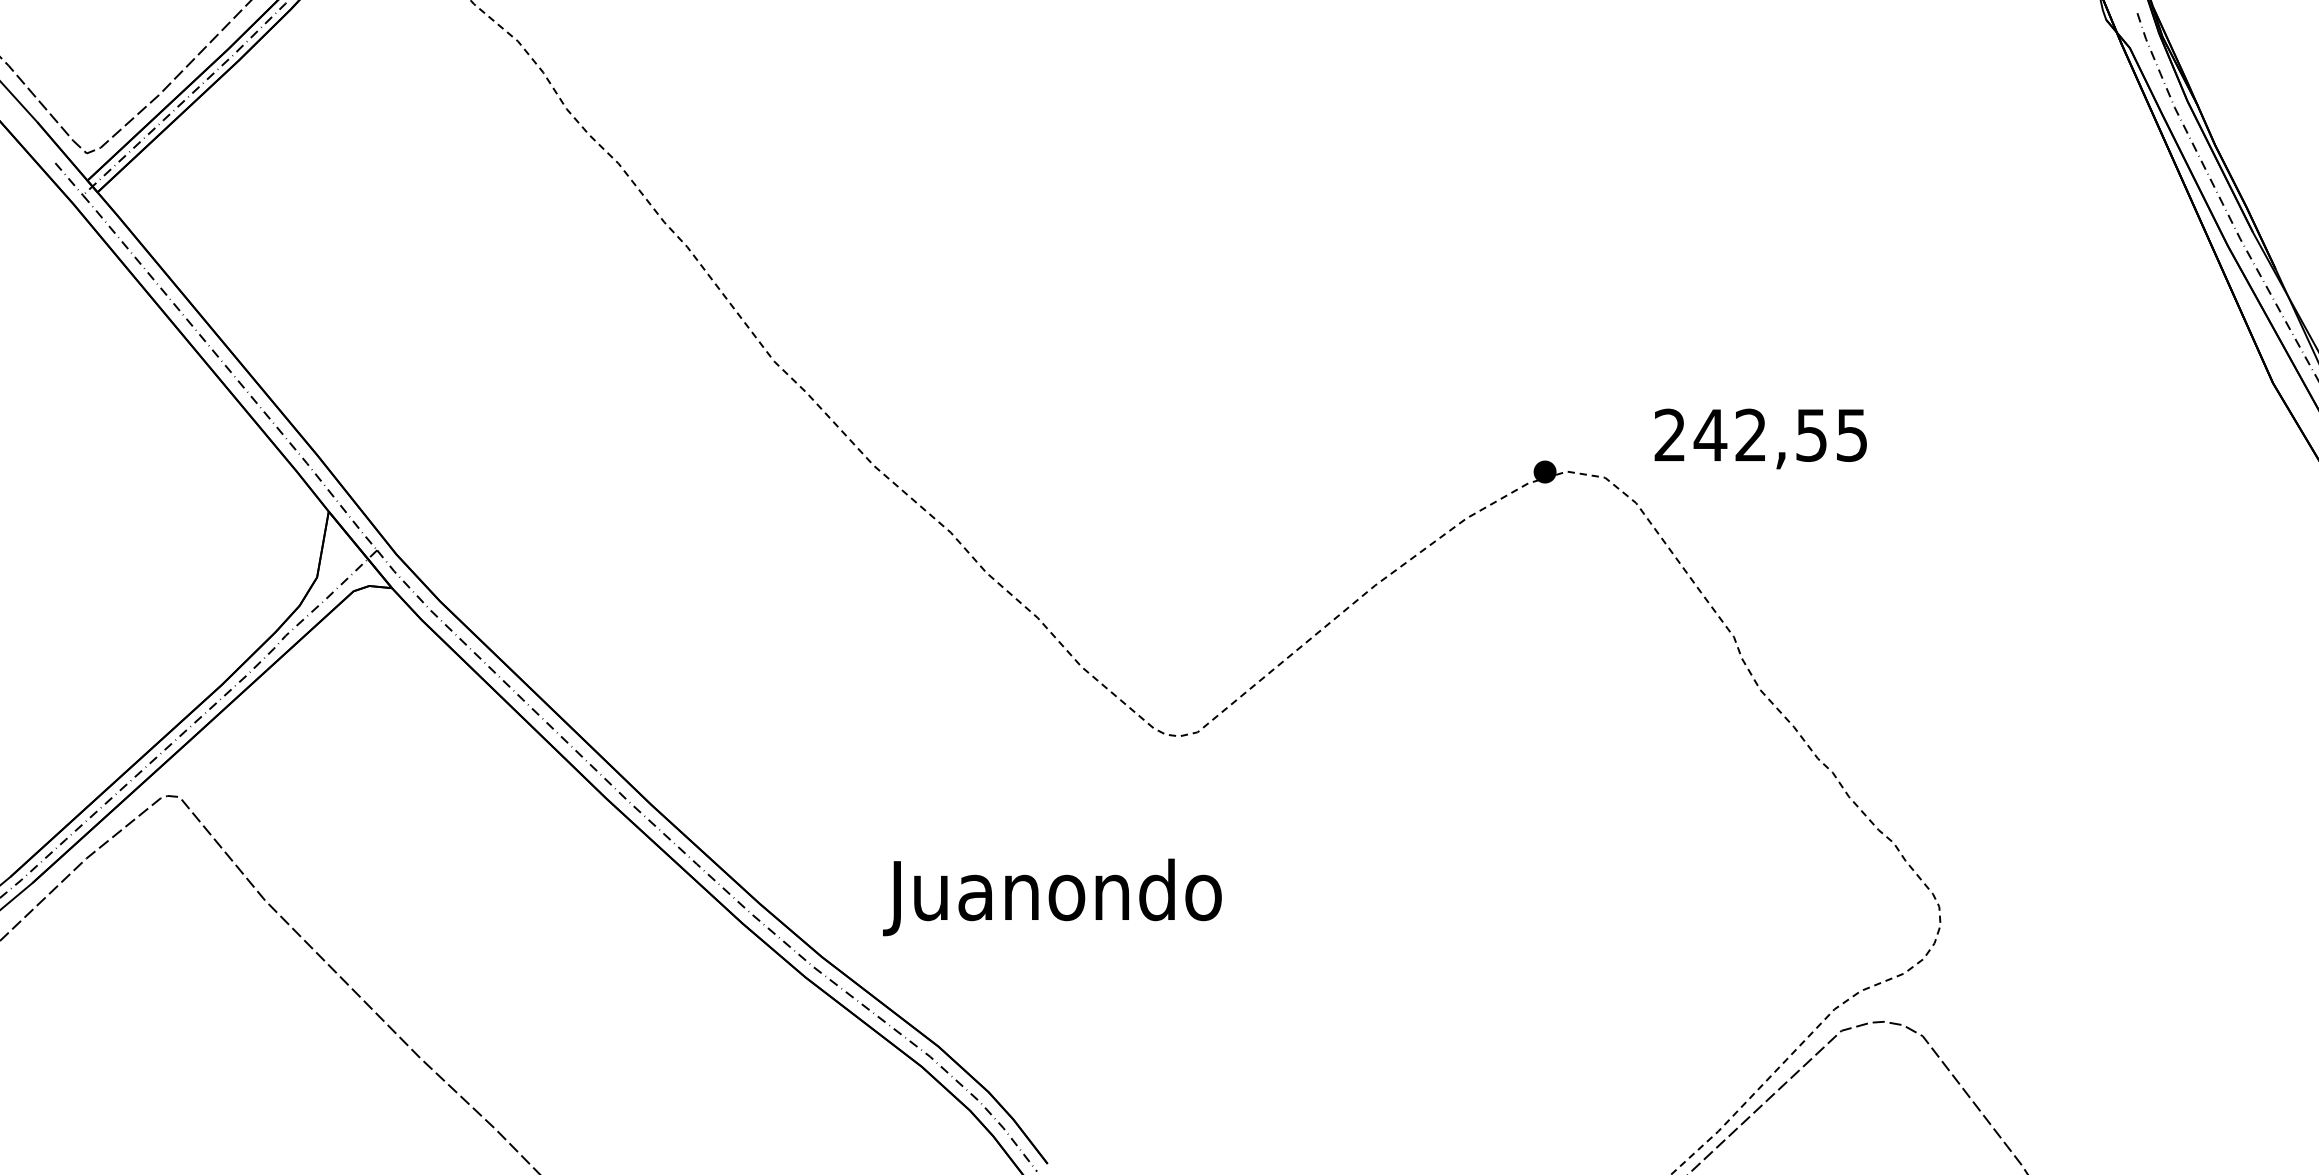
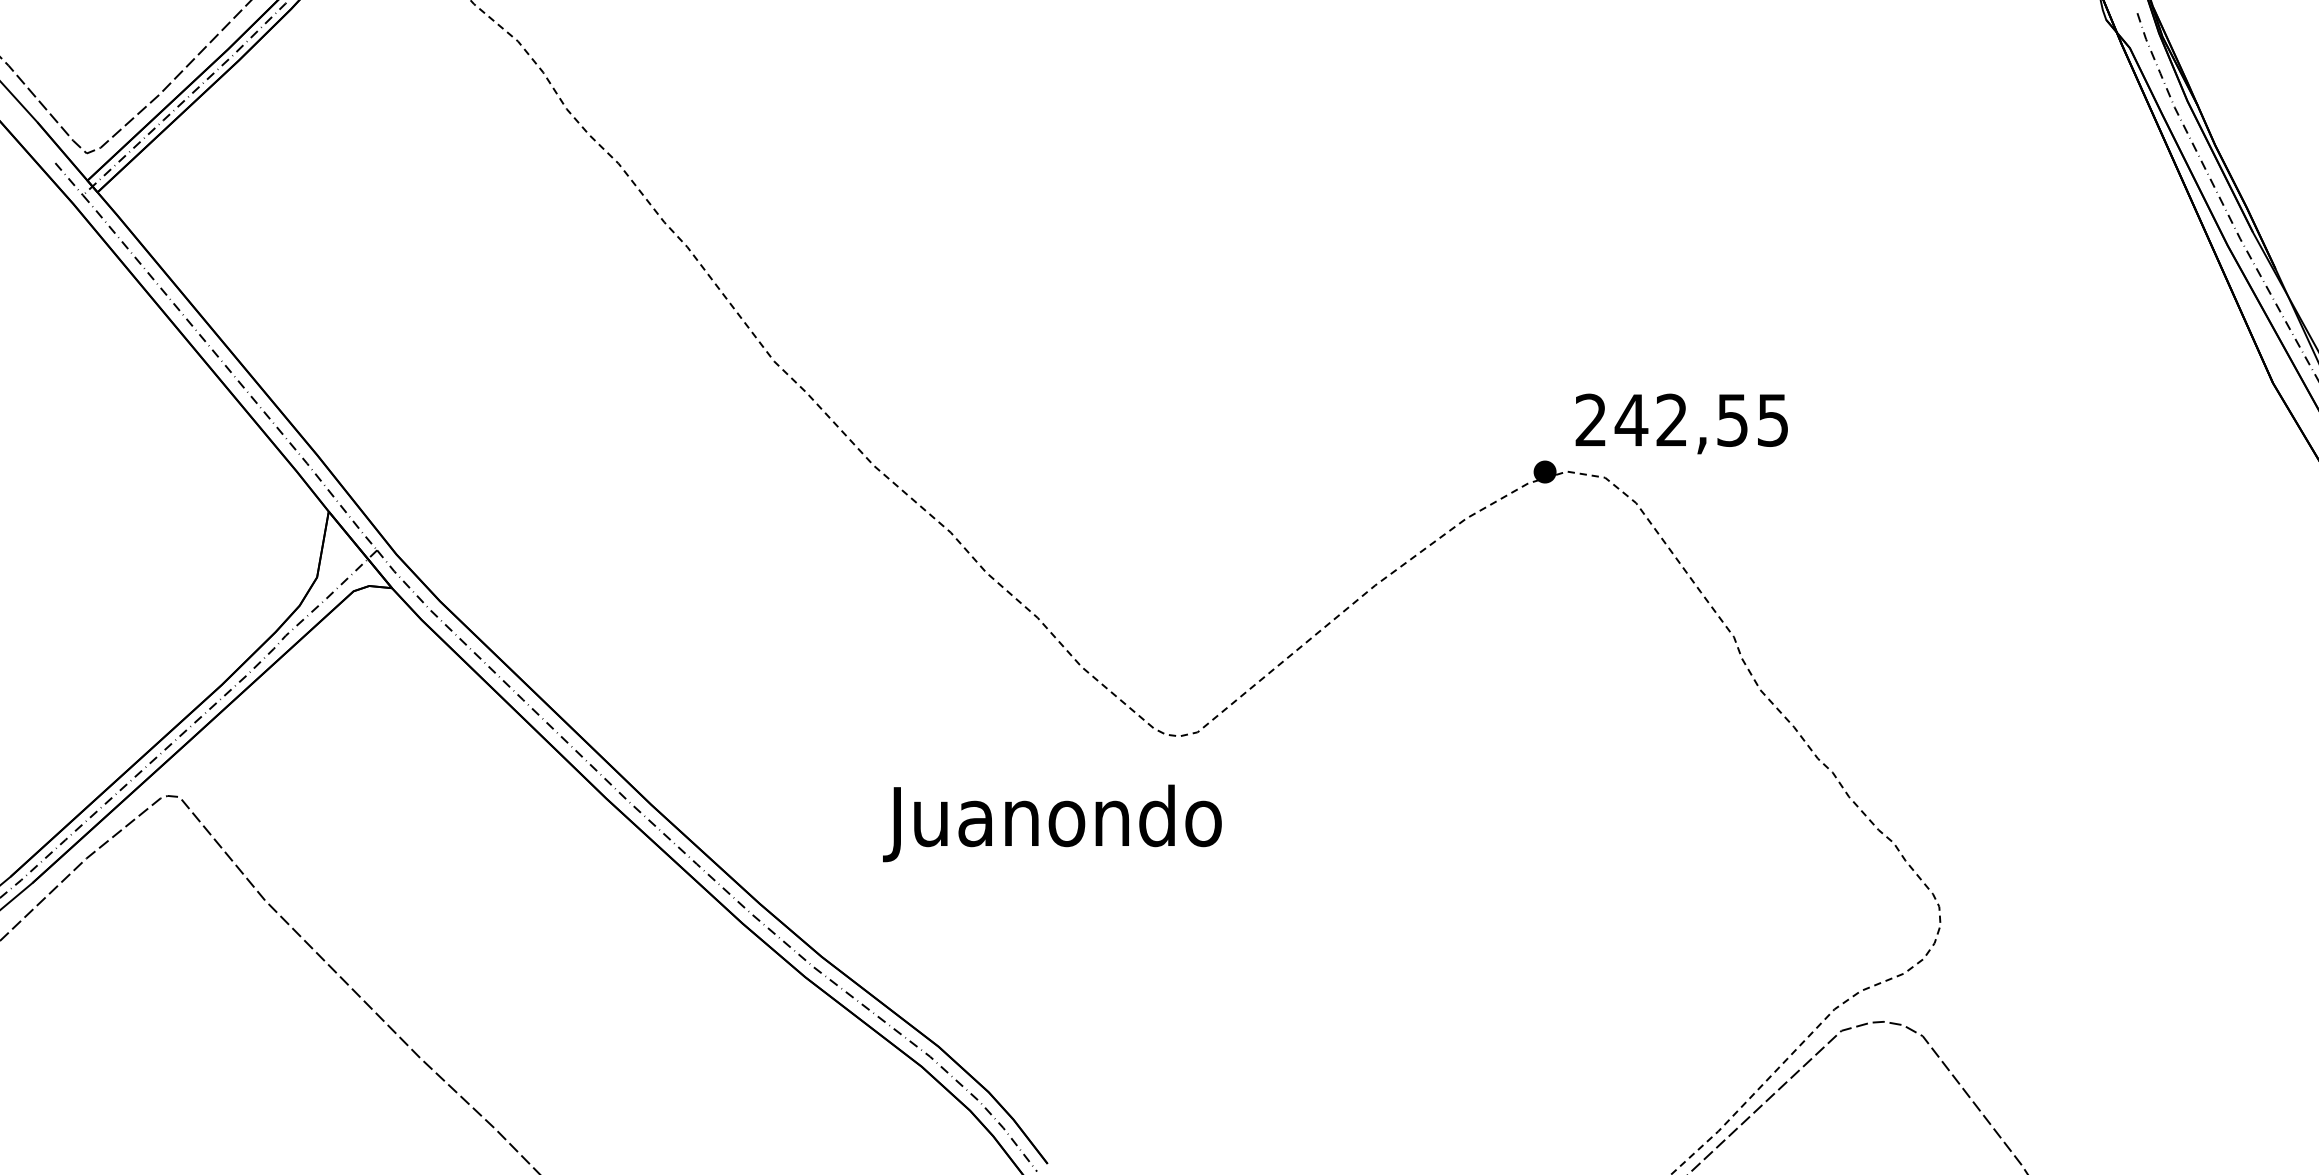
text position: (1760, 438) -> (1681, 423) (1681, 423)
text position: (1052, 897) -> (1052, 823) (1052, 823)
